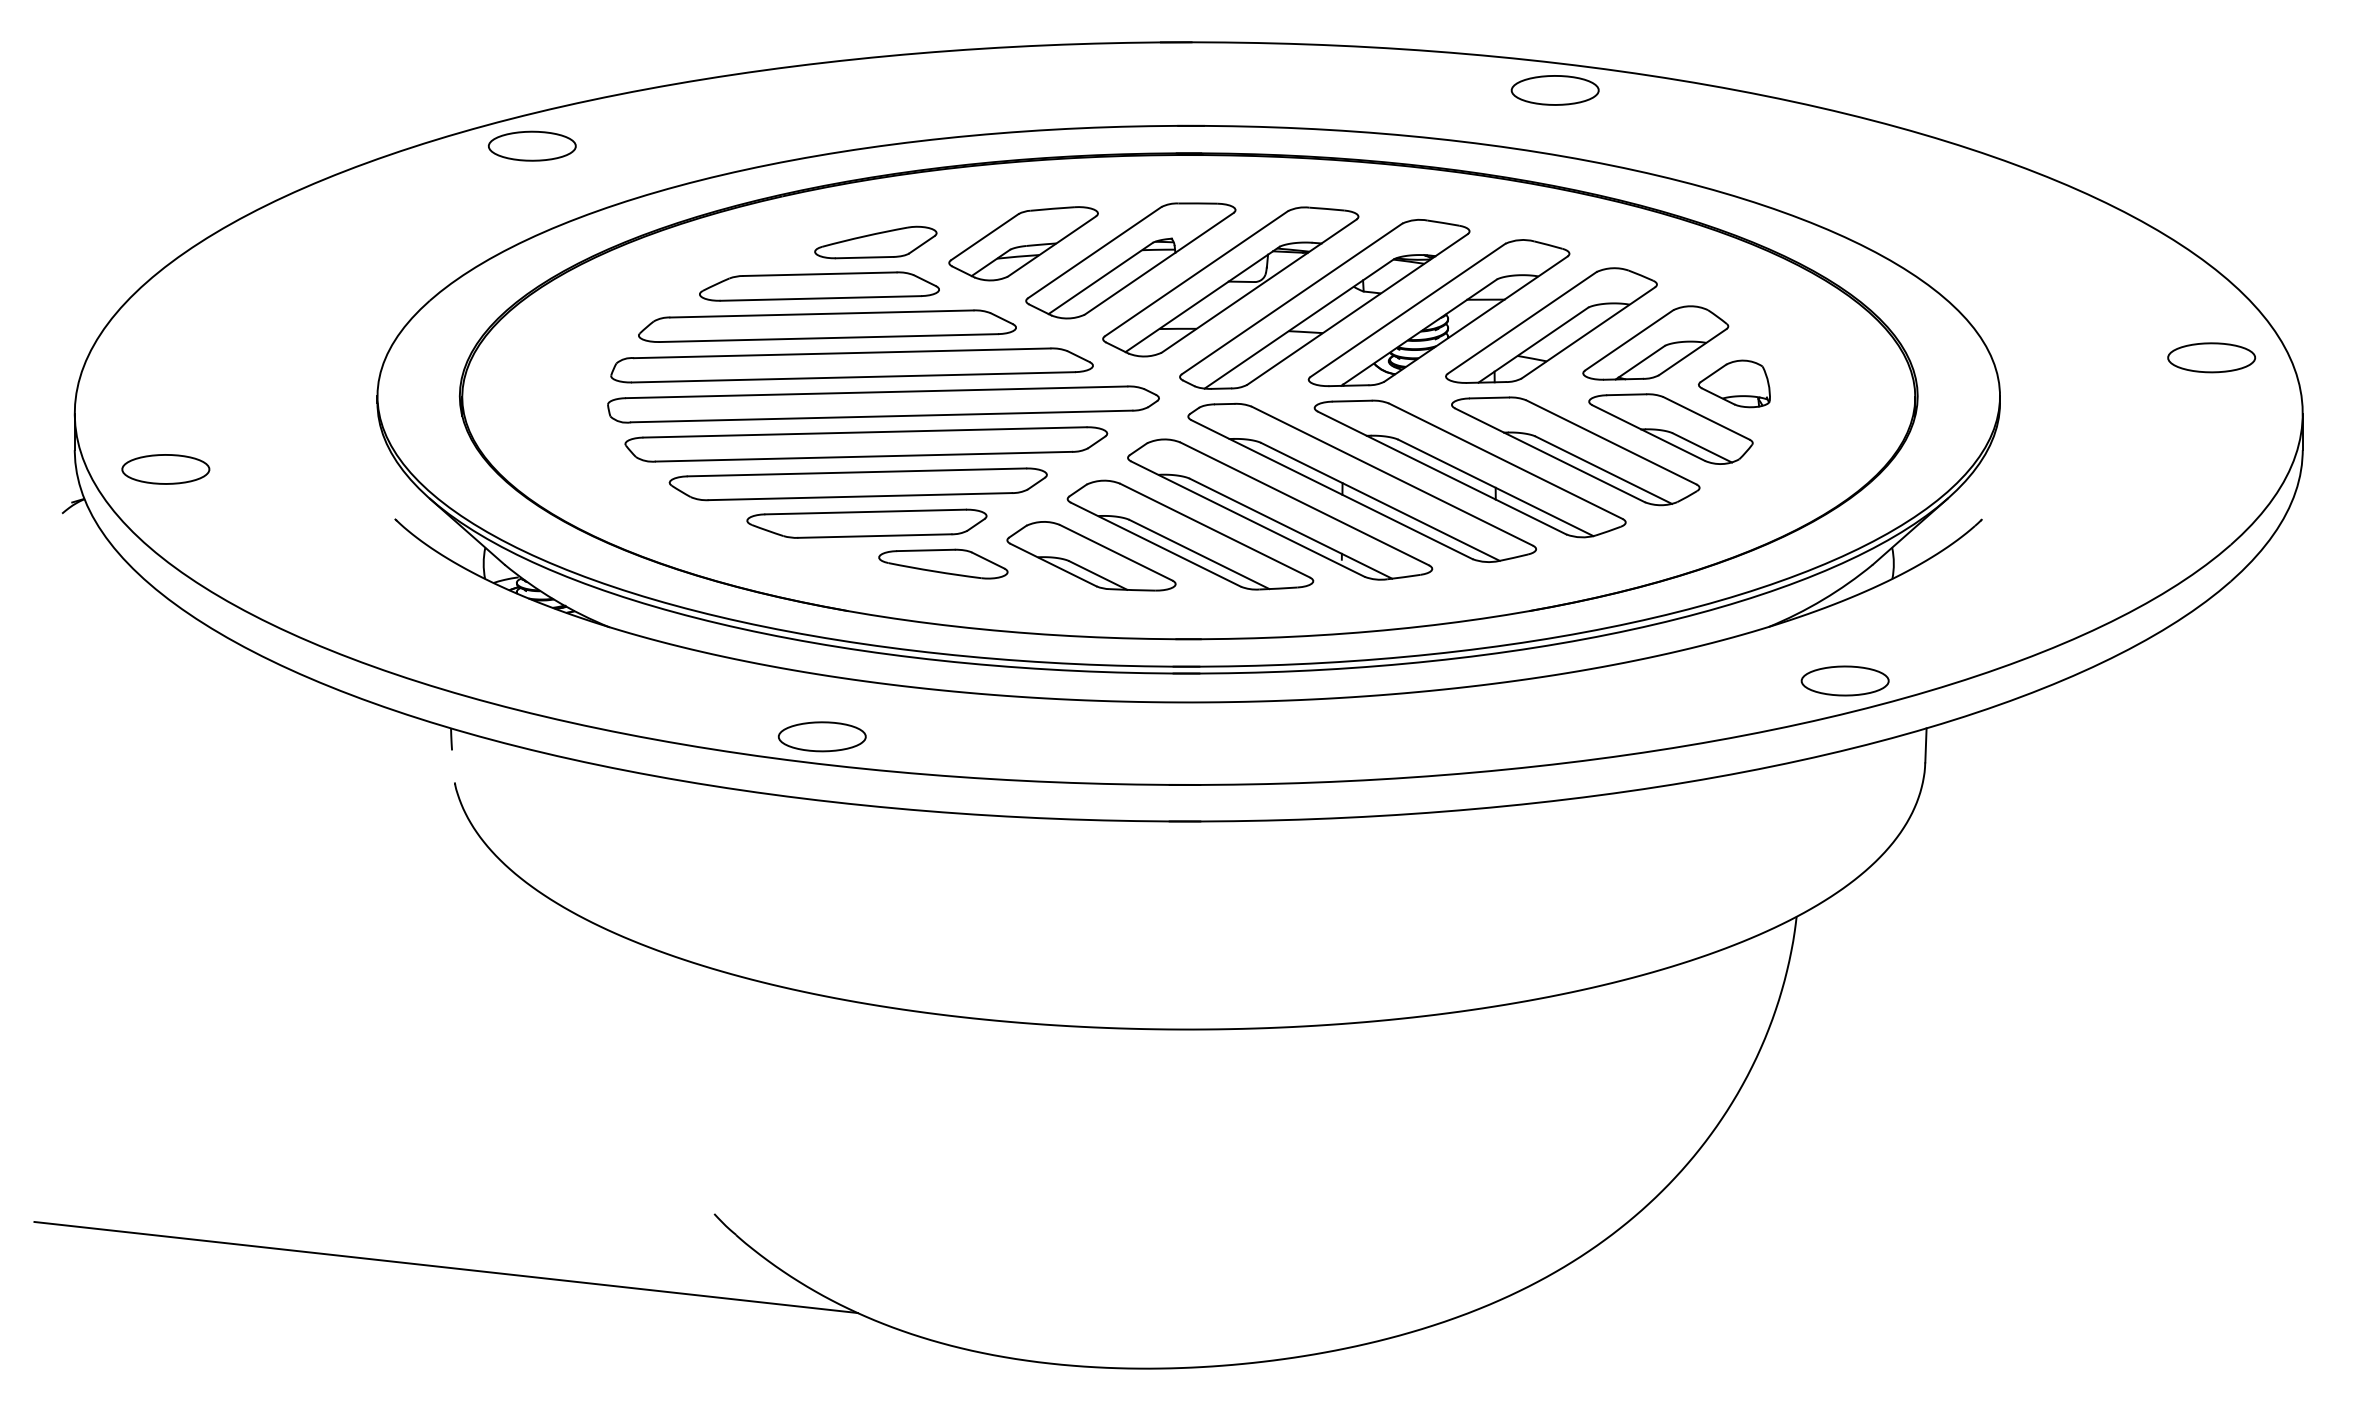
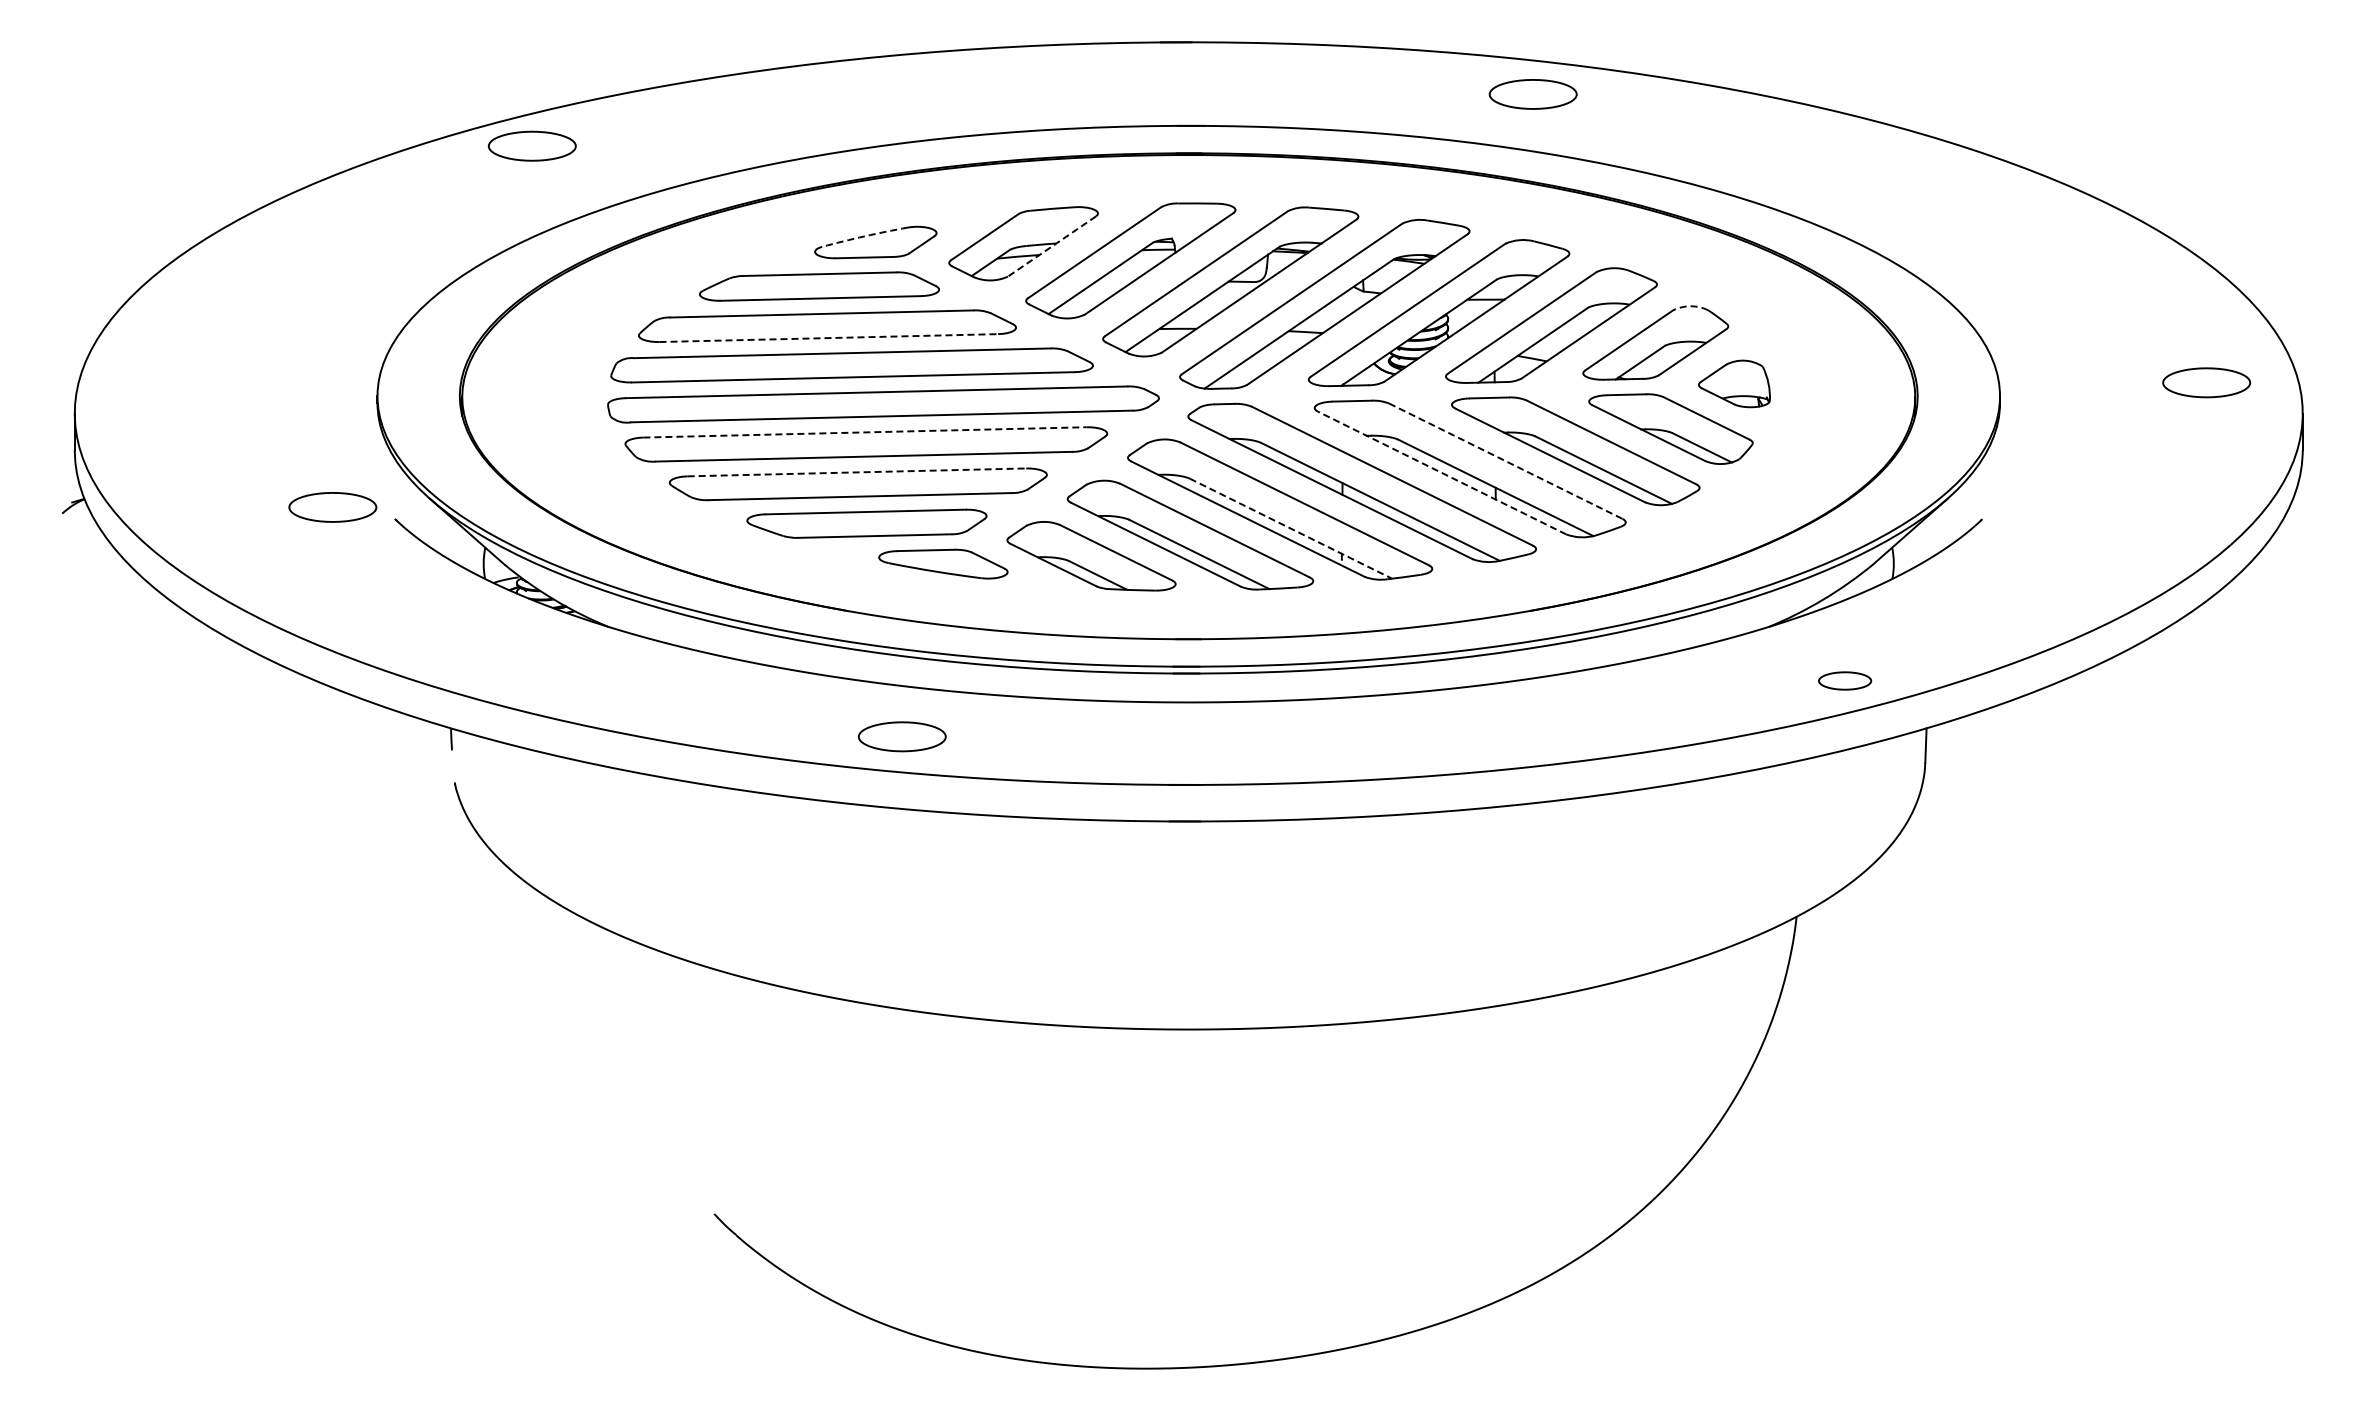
part position: (1554, 90) -> (1532, 94) (1532, 94)
arc: solid -> dashed (864, 236)
line: solid -> dashed (1051, 246)
arc: solid -> dashed (1690, 306)
line: solid -> dashed (829, 338)
part position: (2211, 357) -> (2206, 382) (2206, 382)
line: solid -> dashed (864, 432)
line: solid -> dashed (1506, 461)
part position: (165, 469) -> (332, 507) (332, 507)
line: solid -> dashed (857, 472)
line: solid -> dashed (1442, 473)
line: solid -> dashed (1291, 528)
part size: 90x32 px -> 55x20 px (1845, 680)
part position: (821, 736) -> (901, 736) (901, 736)
line: present -> none (445, 1267)
